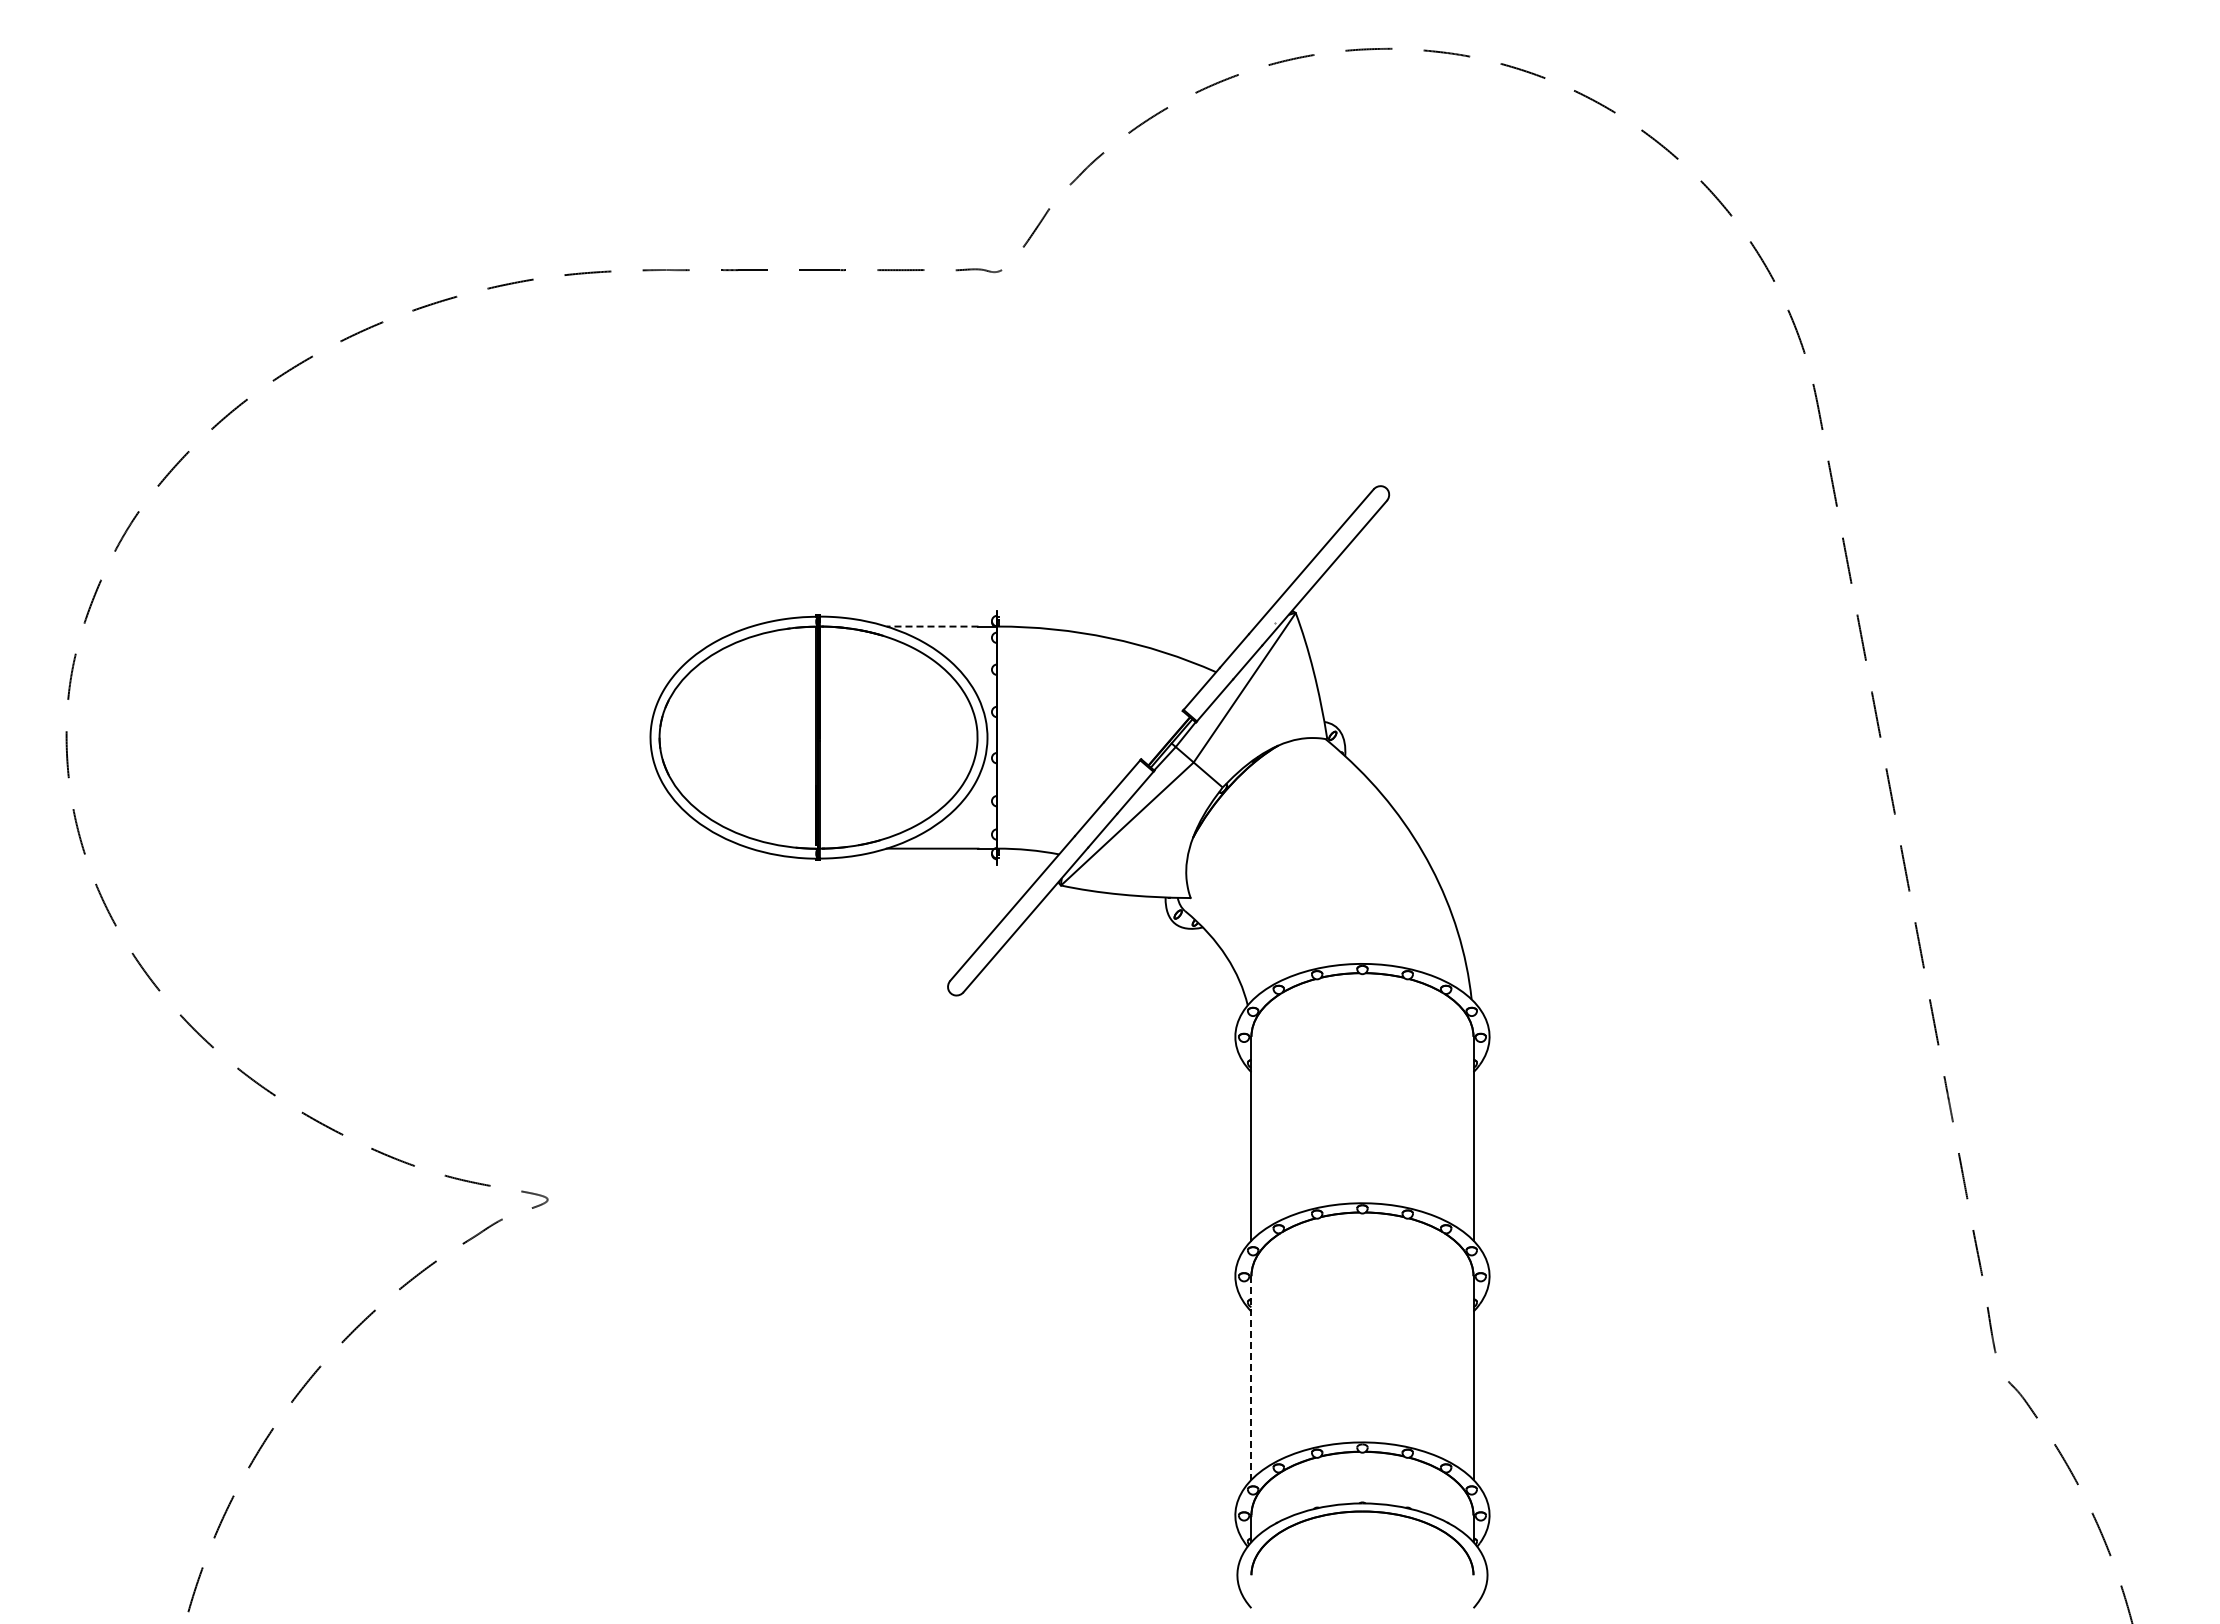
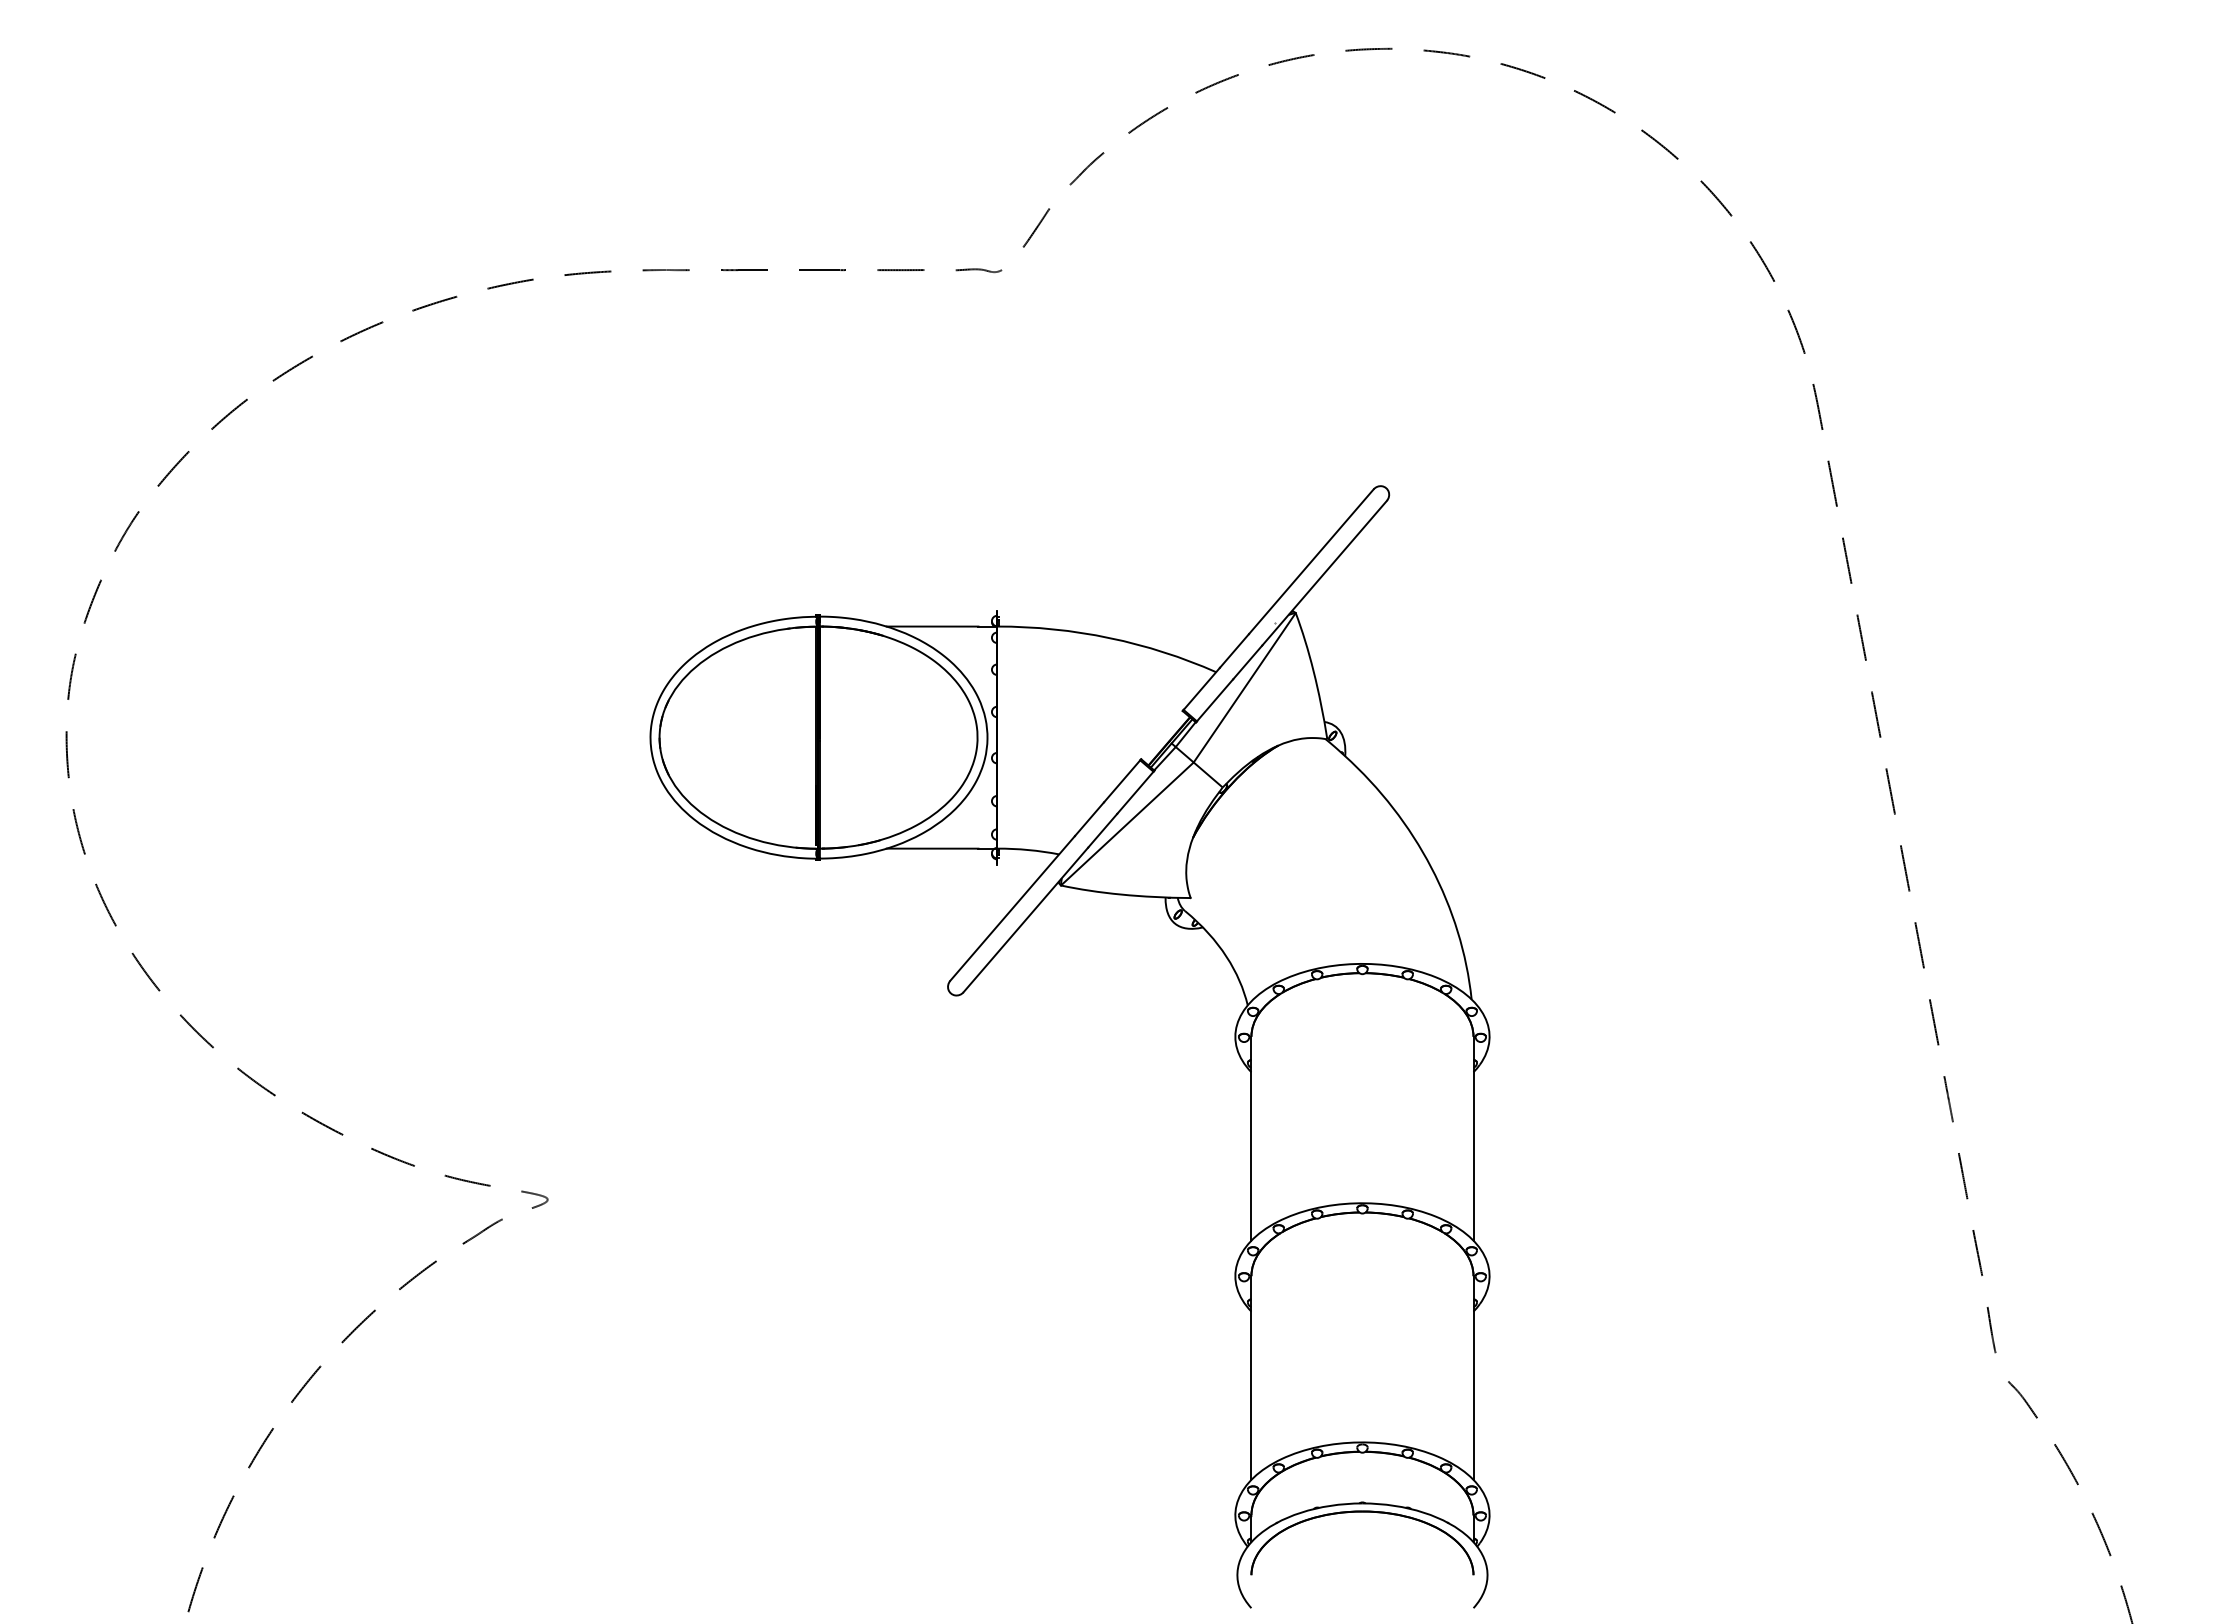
line: dashed -> solid (932, 626)
line: dashed -> solid (1251, 1378)
